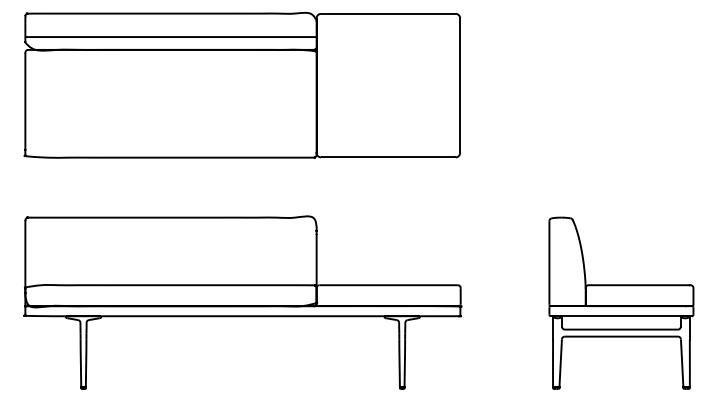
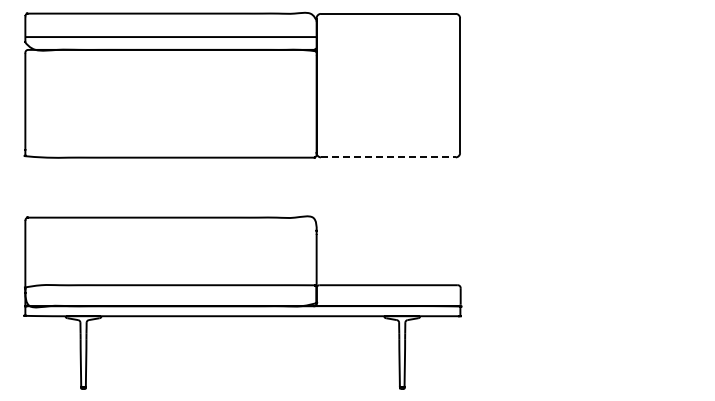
line: solid -> dashed (388, 157)
part: present -> none (621, 302)
